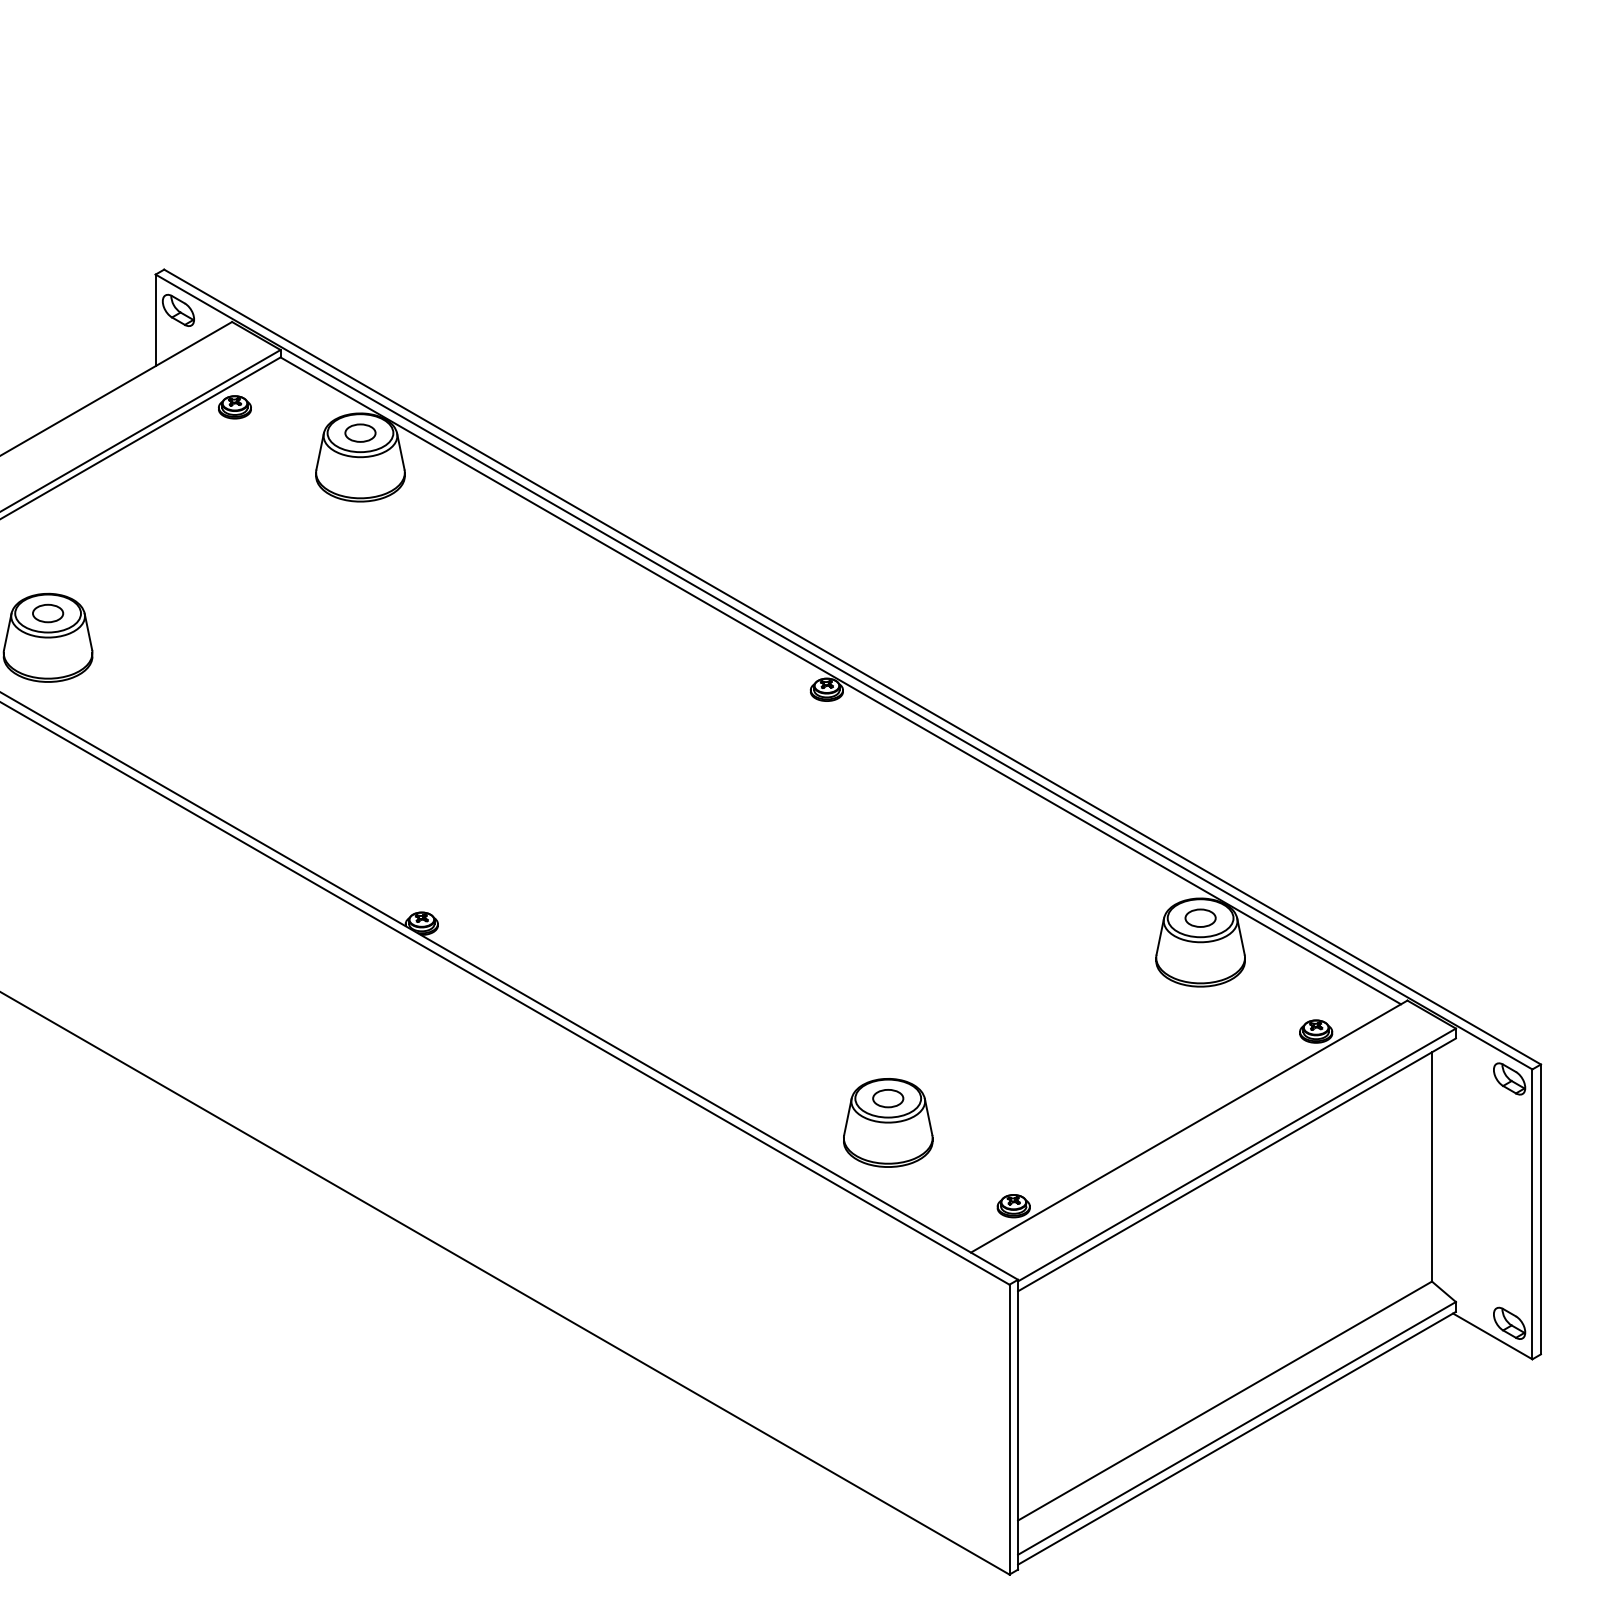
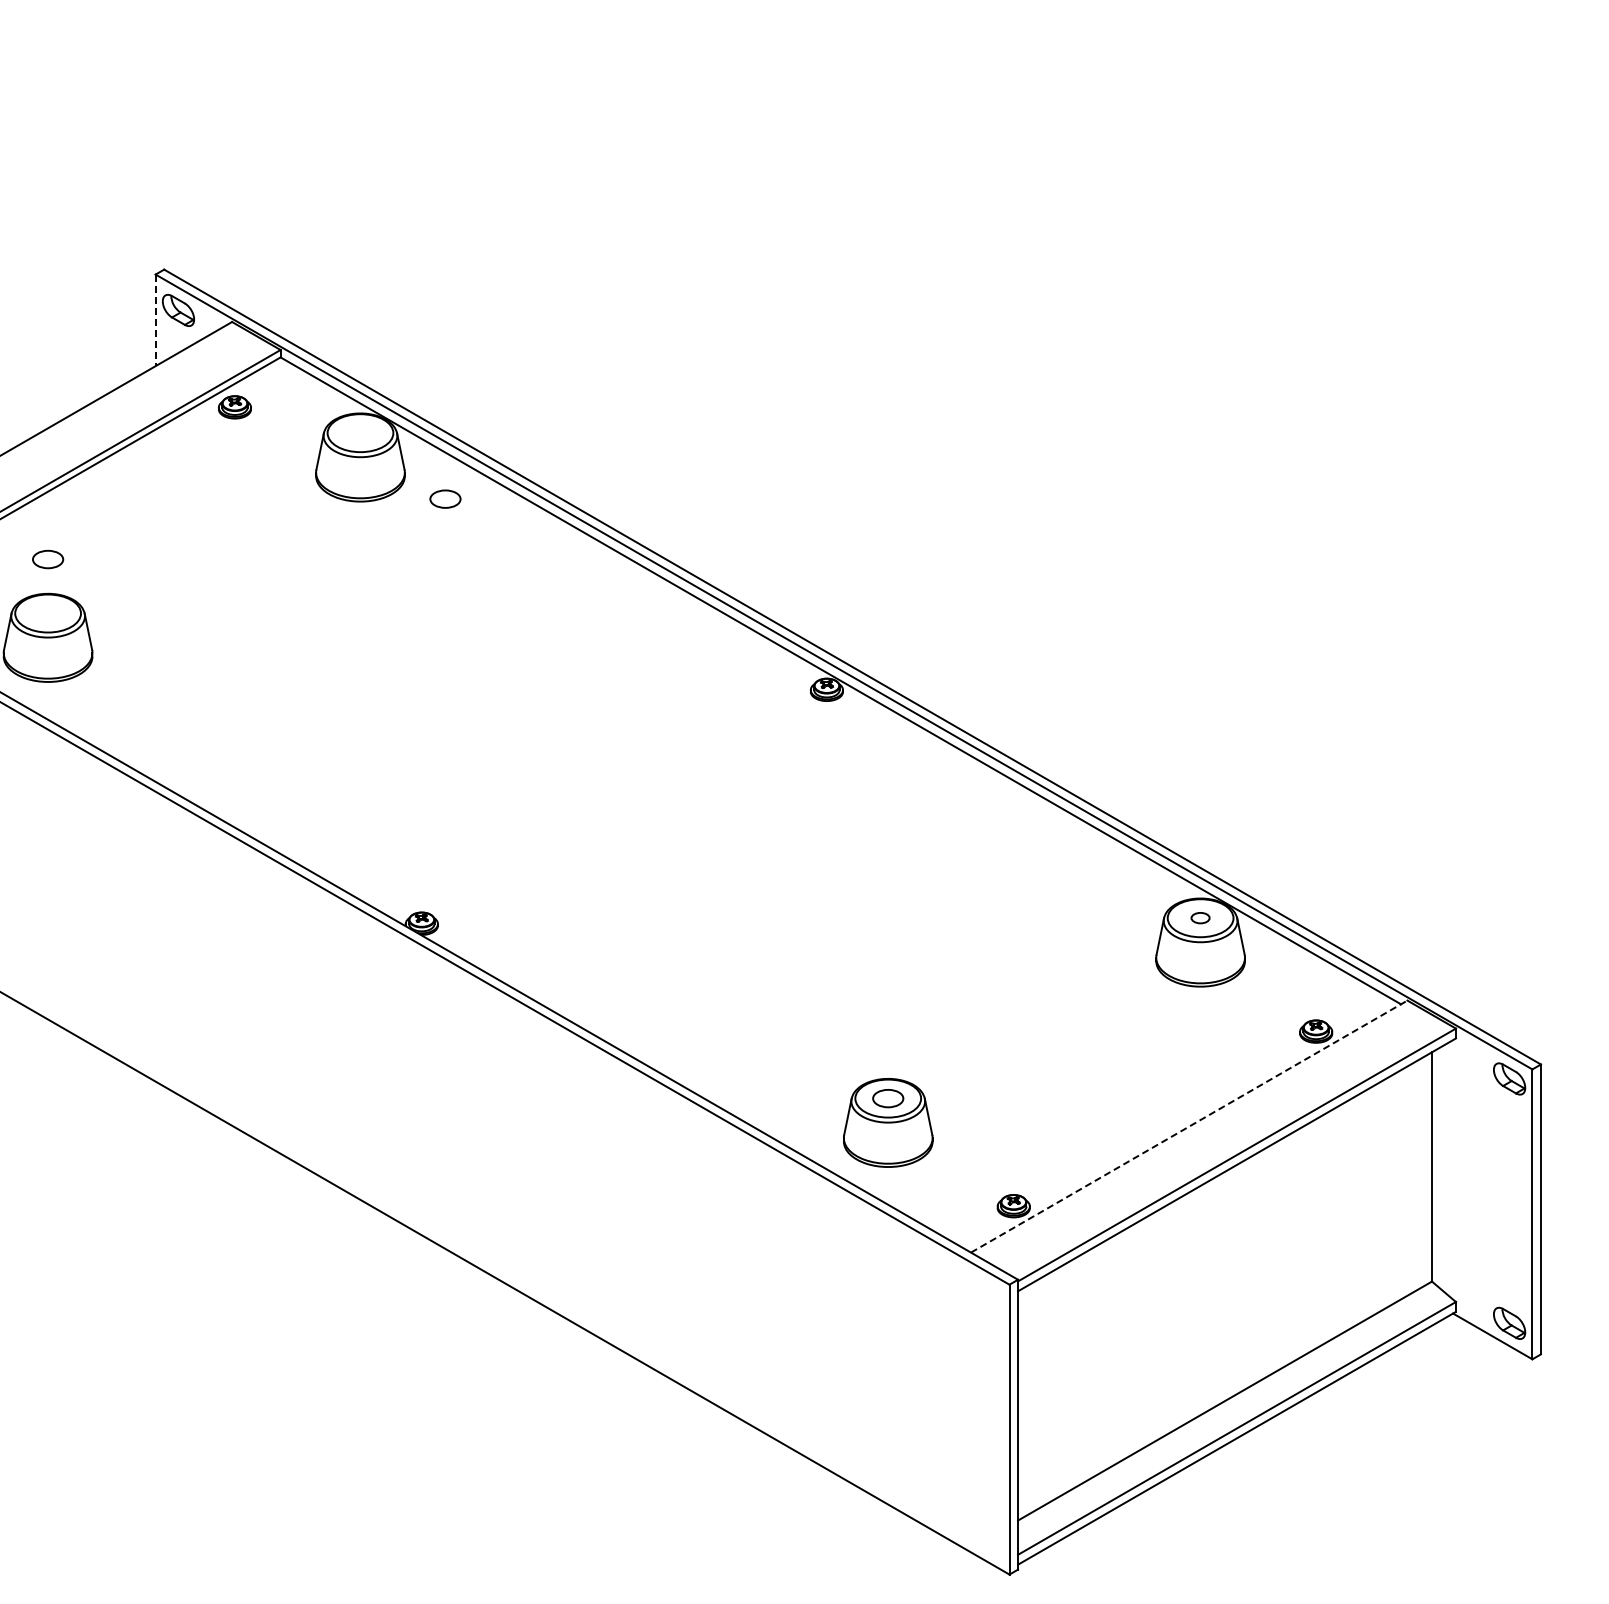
line: solid -> dashed (155, 320)
part position: (360, 432) -> (445, 498) (445, 498)
part position: (48, 613) -> (48, 559) (48, 559)
part size: 33x20 px -> 21x13 px (1200, 918)
line: solid -> dashed (1189, 1126)
